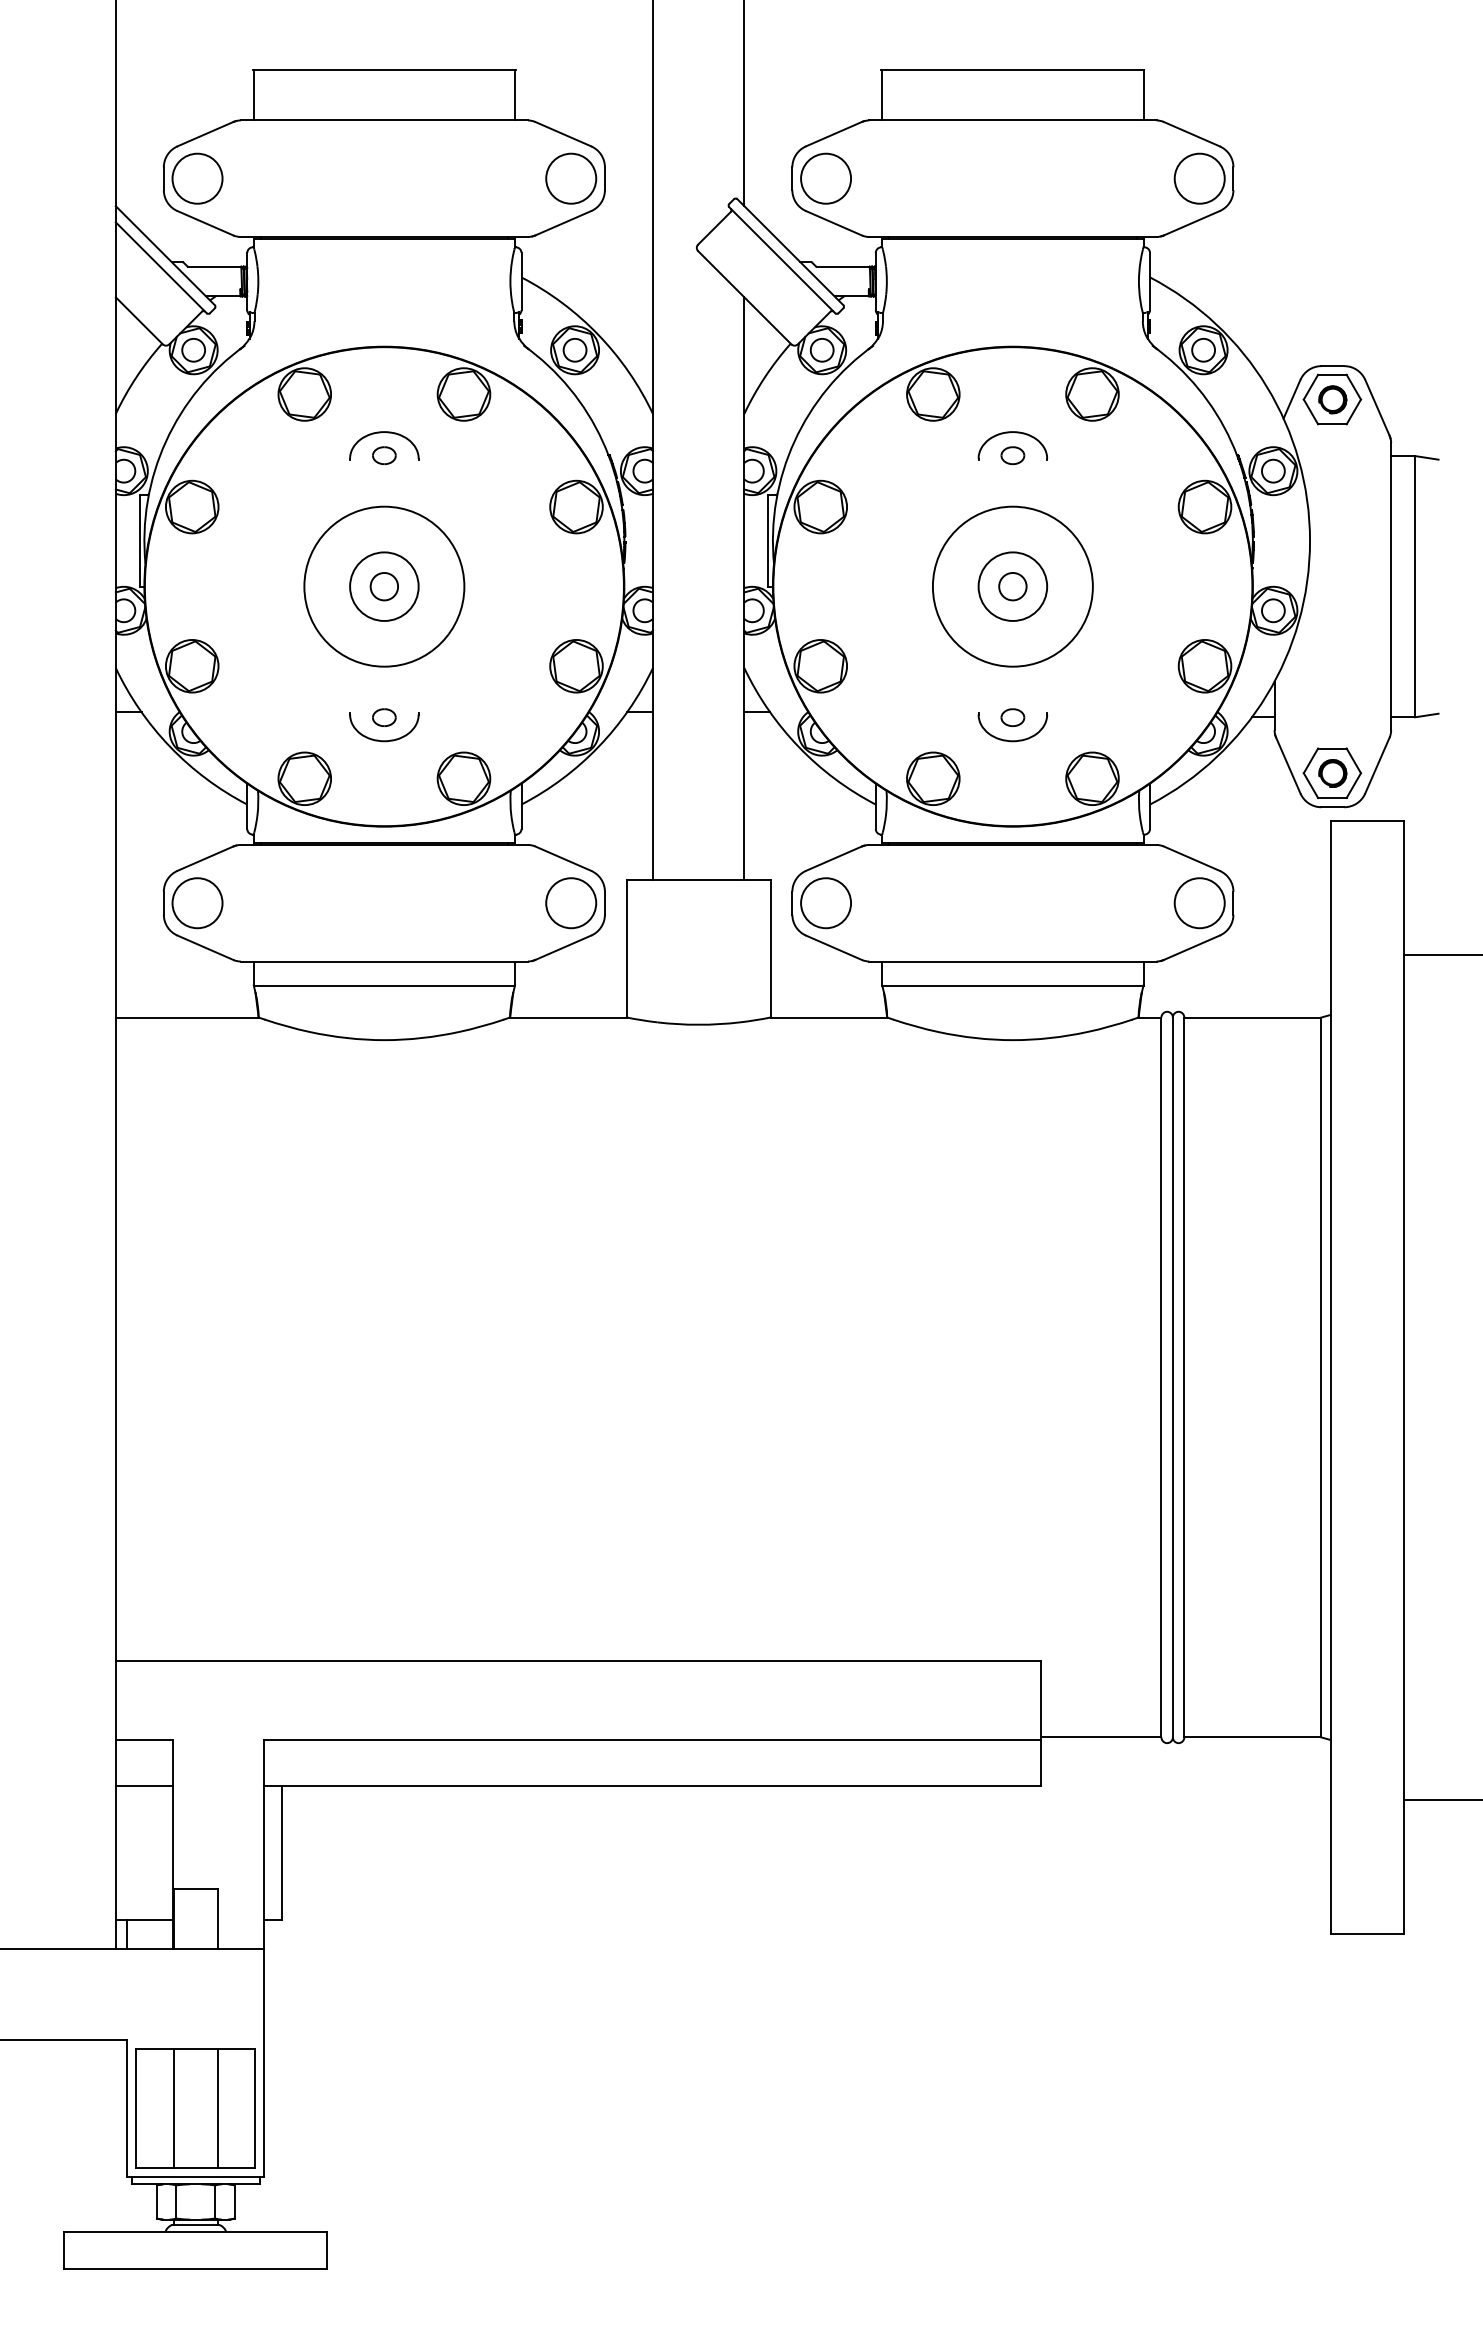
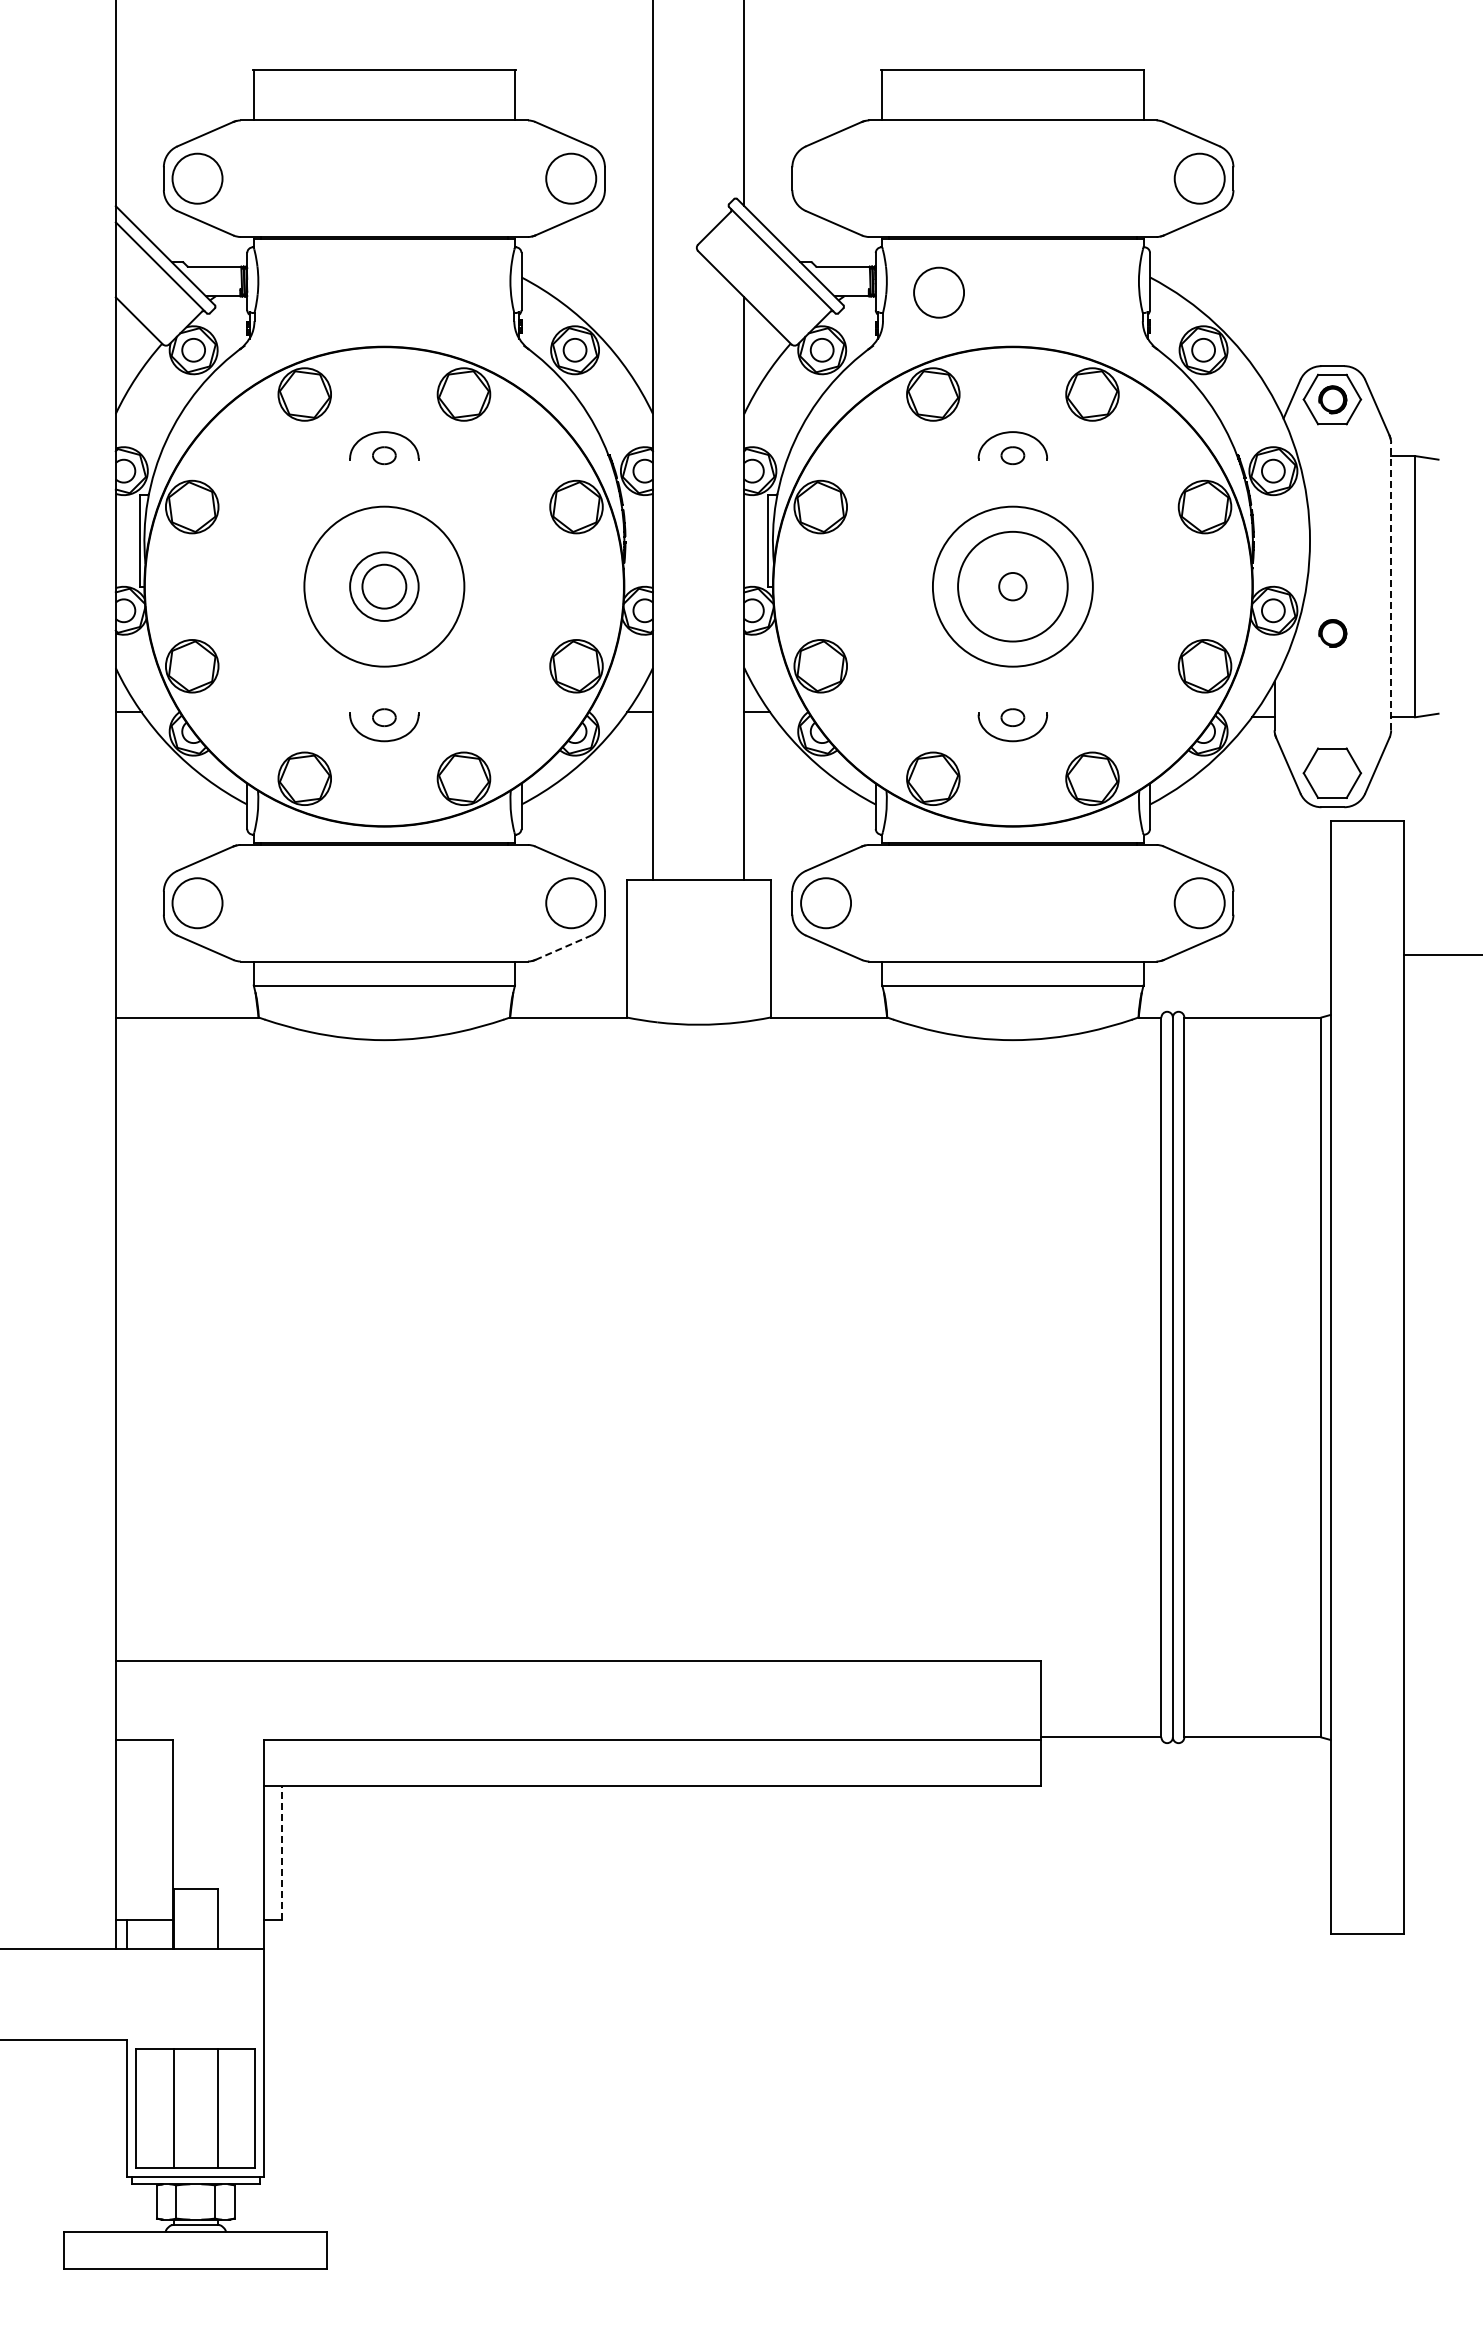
circle position: (825, 178) -> (938, 292) (938, 292)
circle diameter: 27 px -> 44 px (384, 586)
circle diameter: 69 px -> 110 px (1012, 586)
line: solid -> dashed (1391, 586)
part position: (1332, 773) -> (1332, 633) (1332, 633)
line: solid -> dashed (563, 947)
line: present -> none (143, 1786)
line: present -> none (1441, 1800)
line: solid -> dashed (281, 1852)
